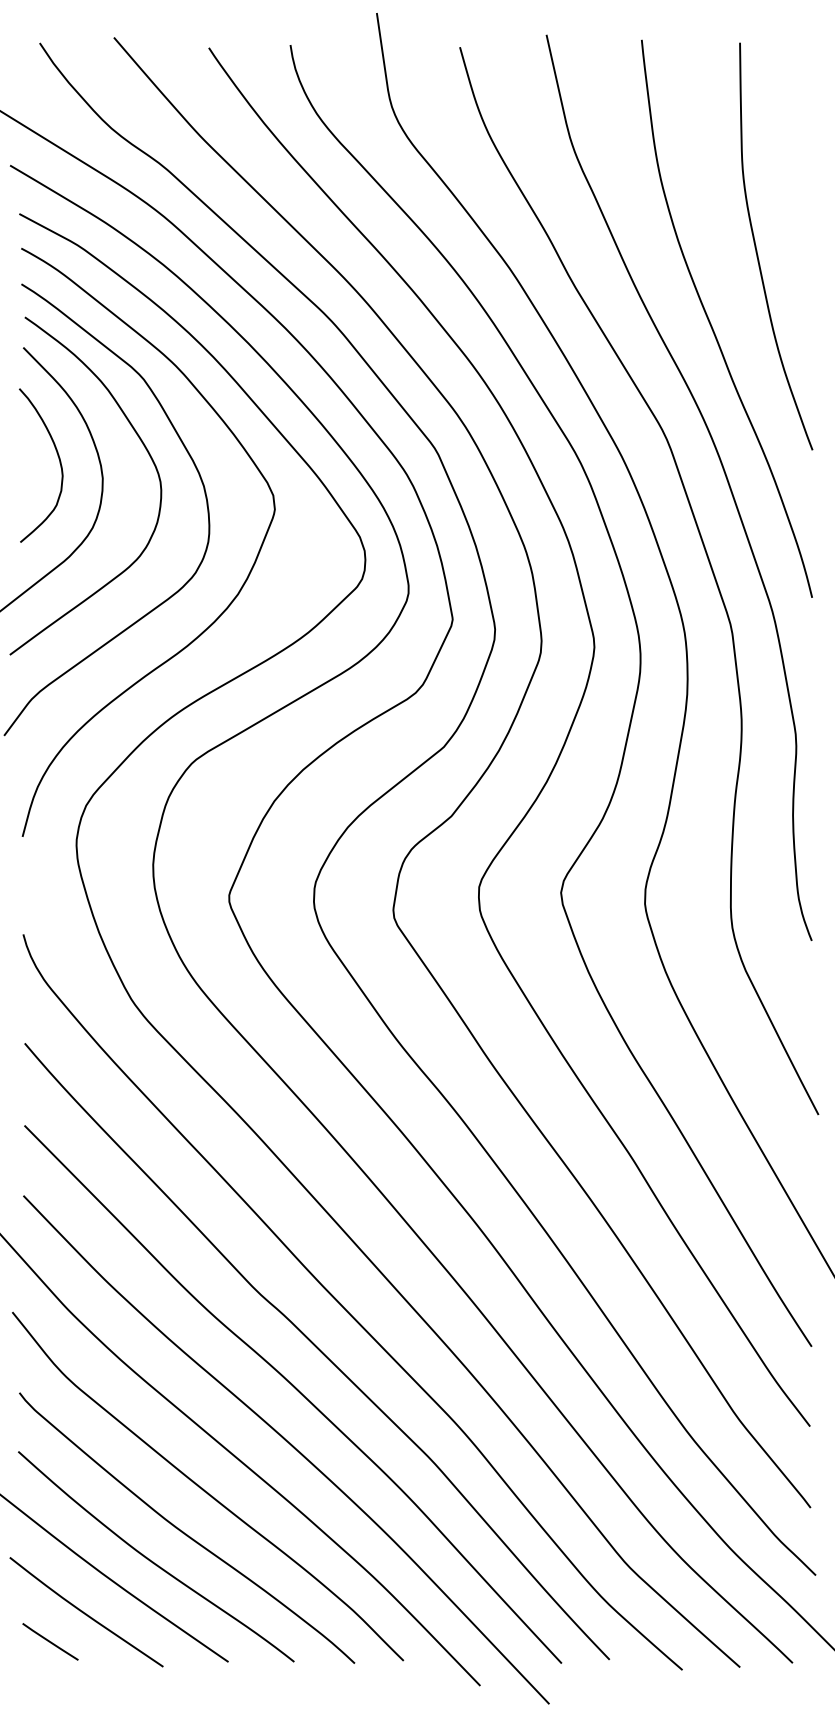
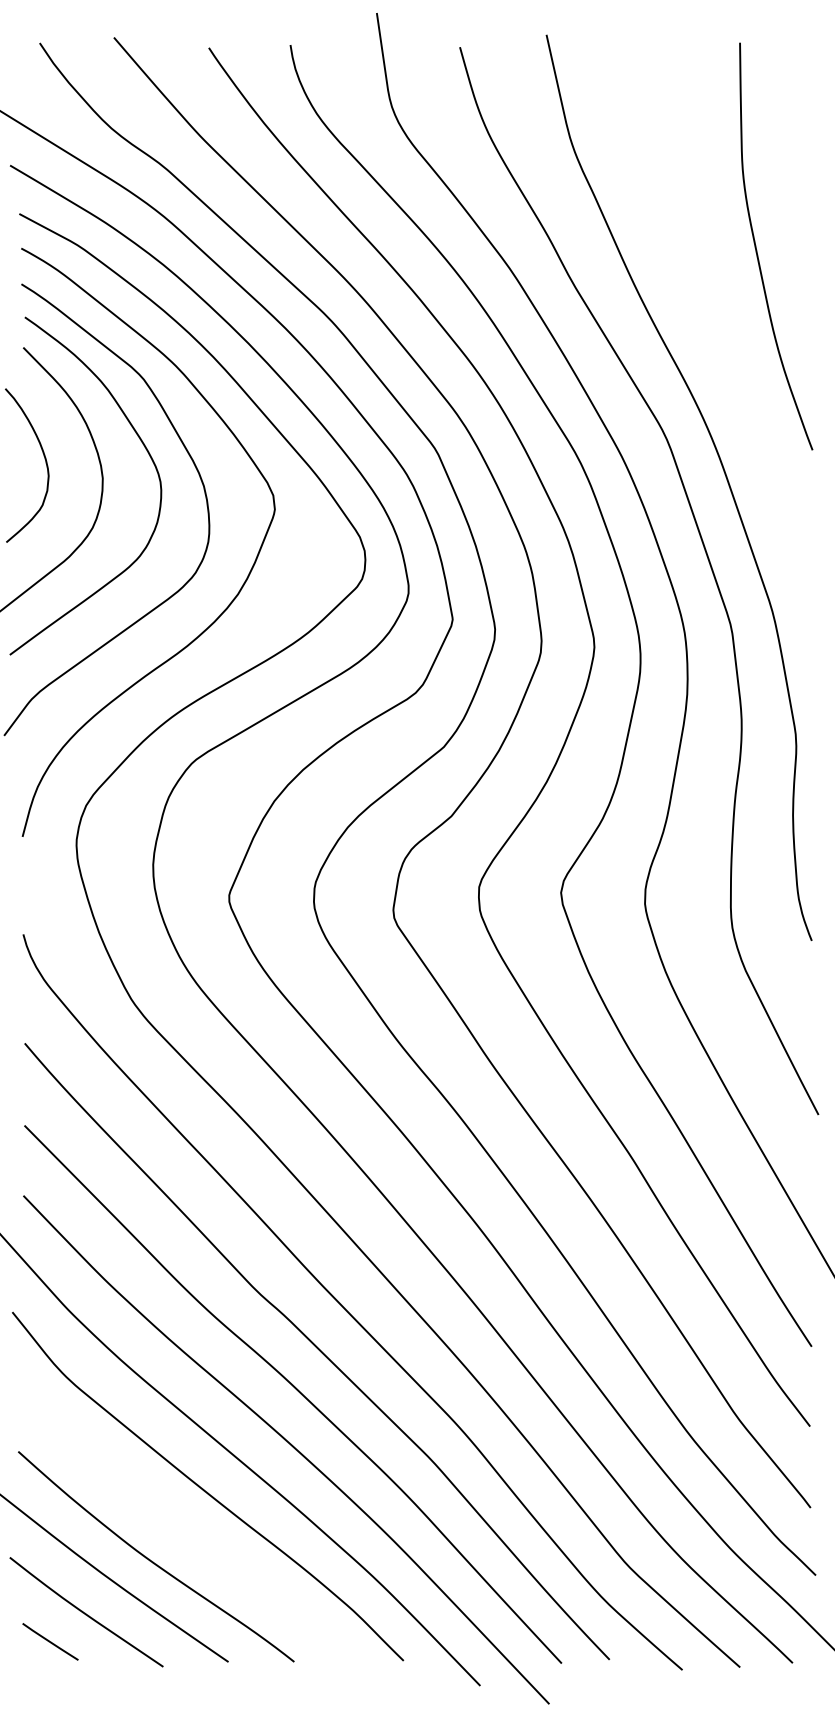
curve: present -> none (711, 323)
curve position: (58, 459) -> (44, 459) (44, 459)
curve: present -> none (183, 1531)
